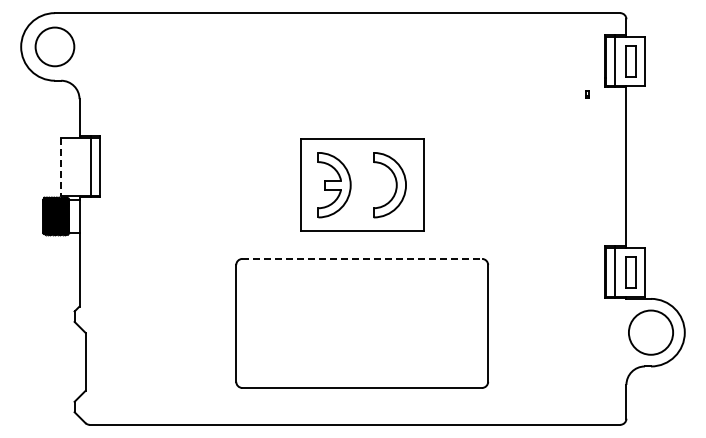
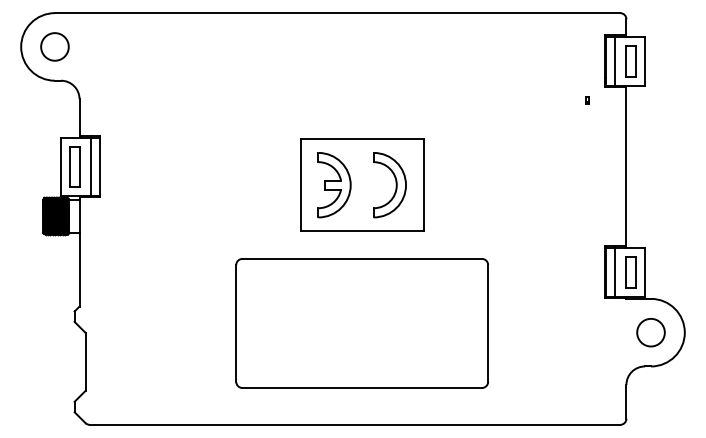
circle diameter: 39 px -> 28 px (54, 46)
part position: (587, 94) -> (587, 100) (587, 100)
part: none -> present (74, 166)
line: dashed -> solid (61, 167)
line: dashed -> solid (362, 258)
circle diameter: 44 px -> 28 px (650, 332)
